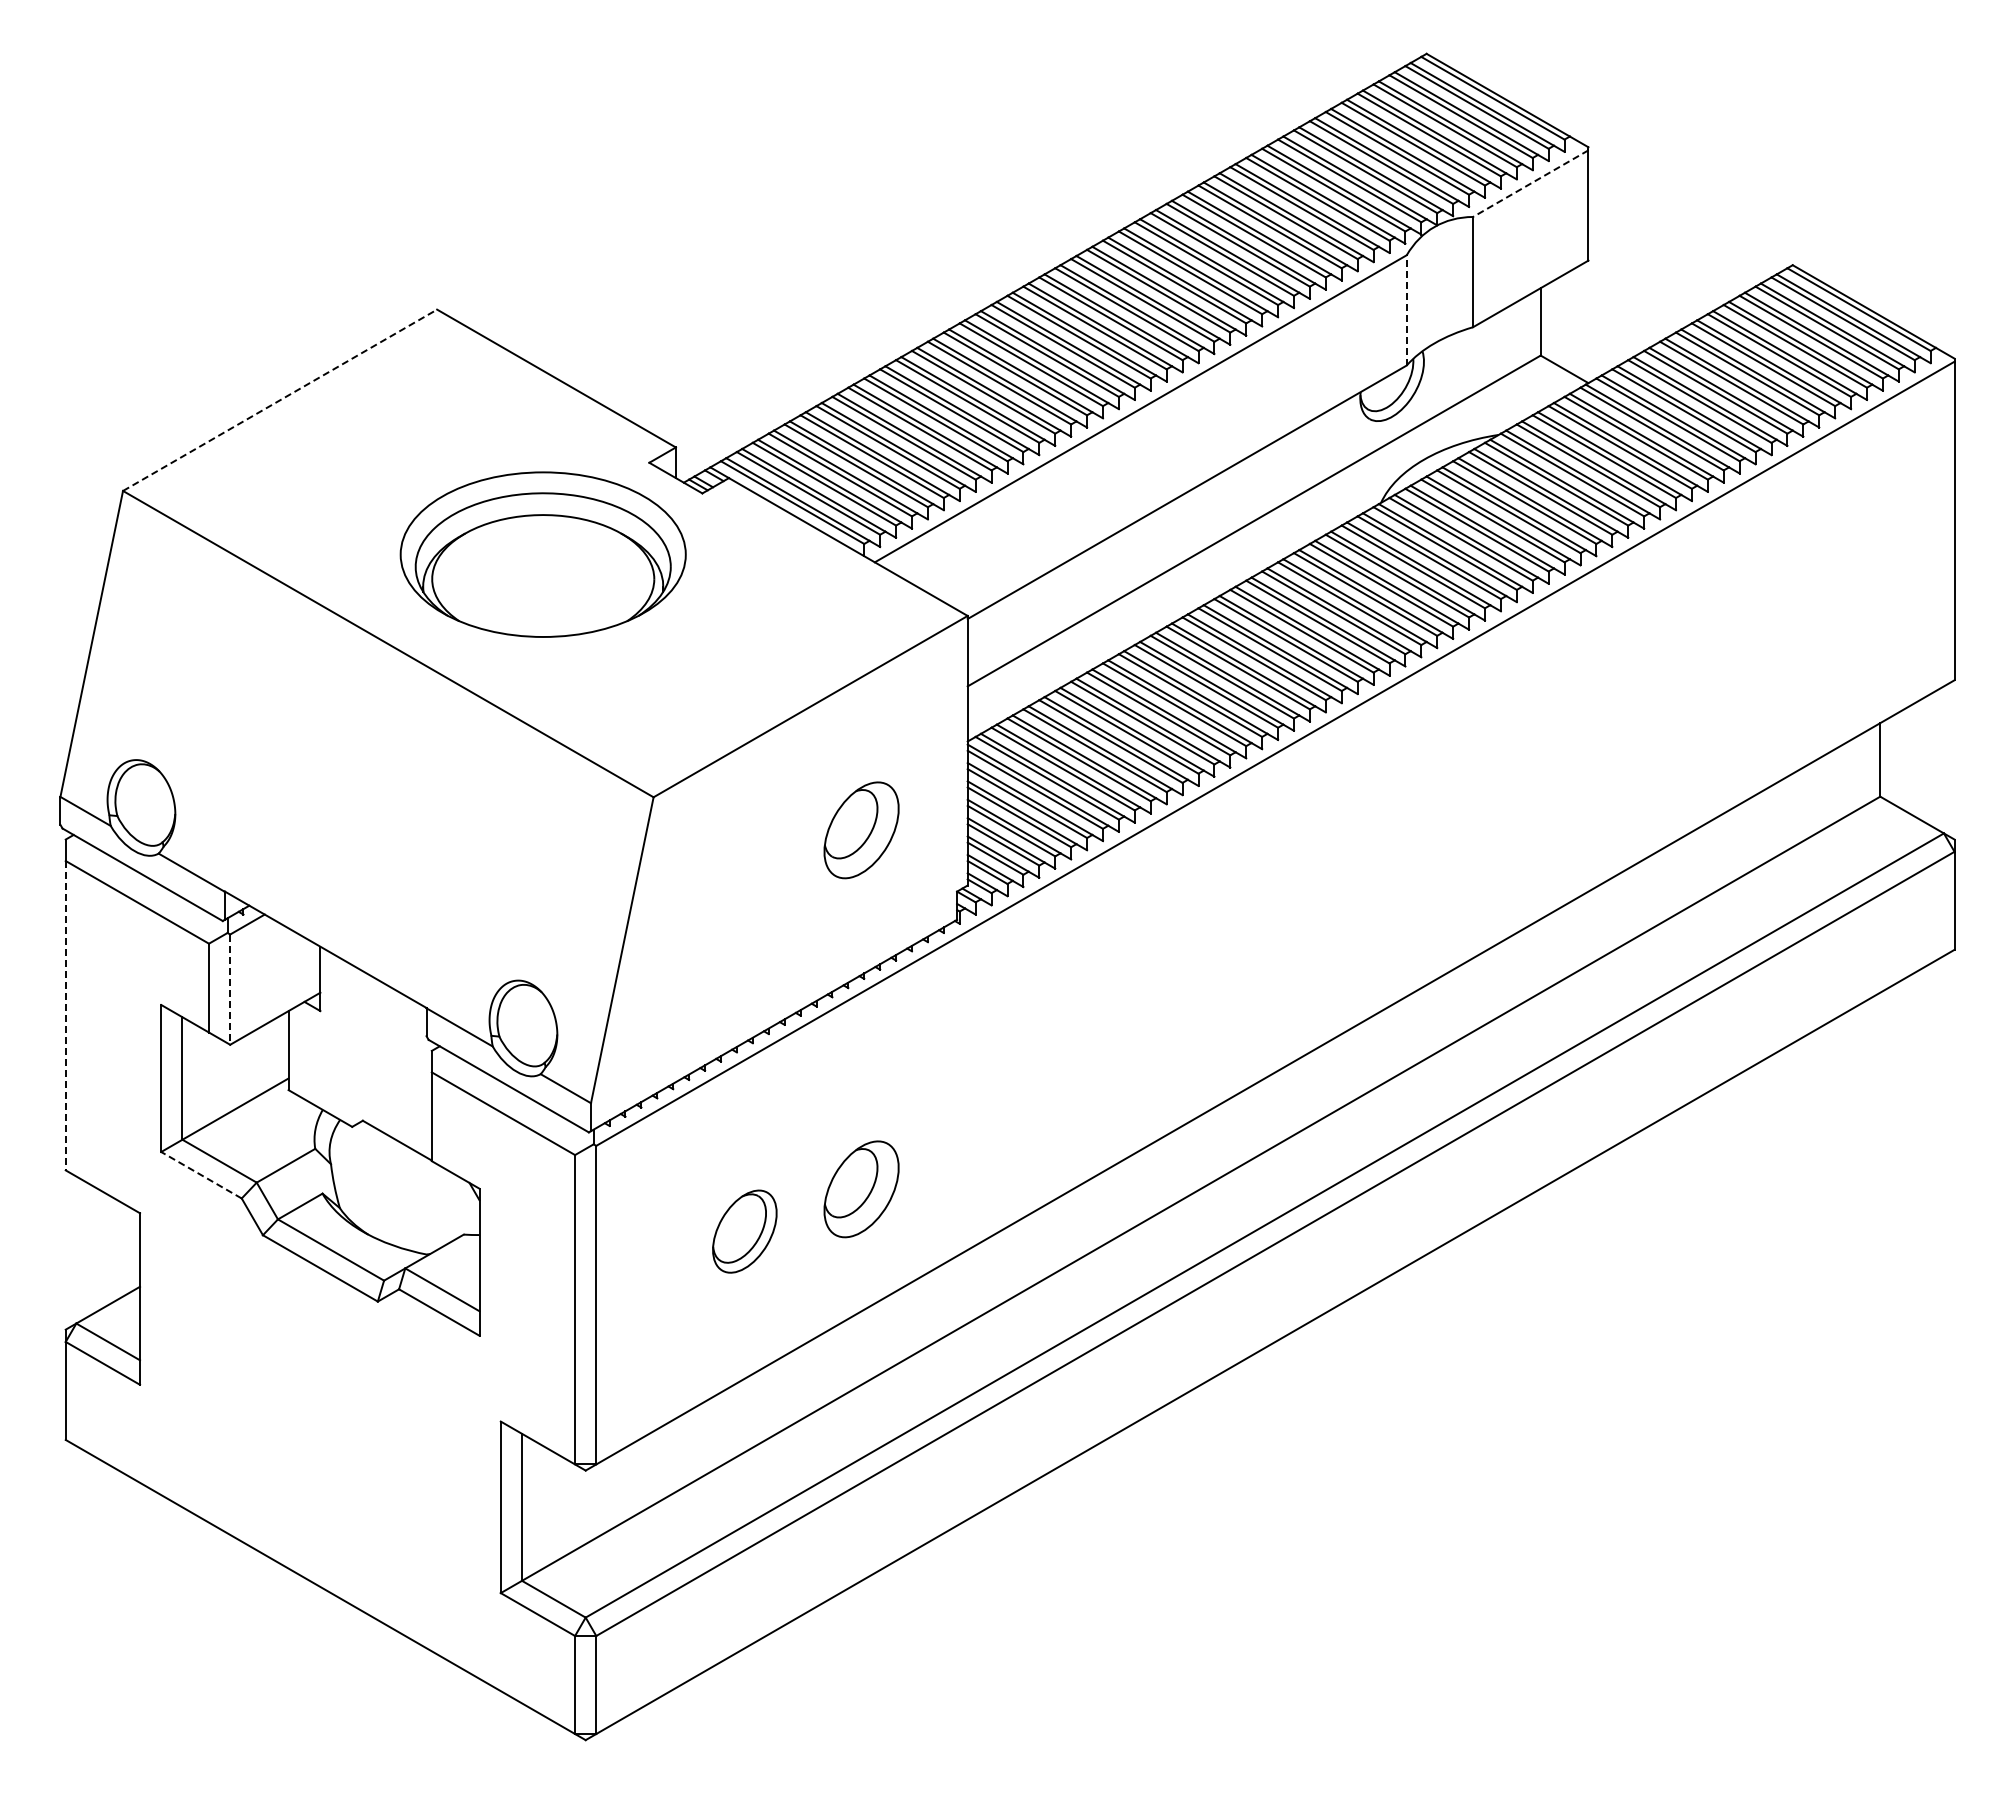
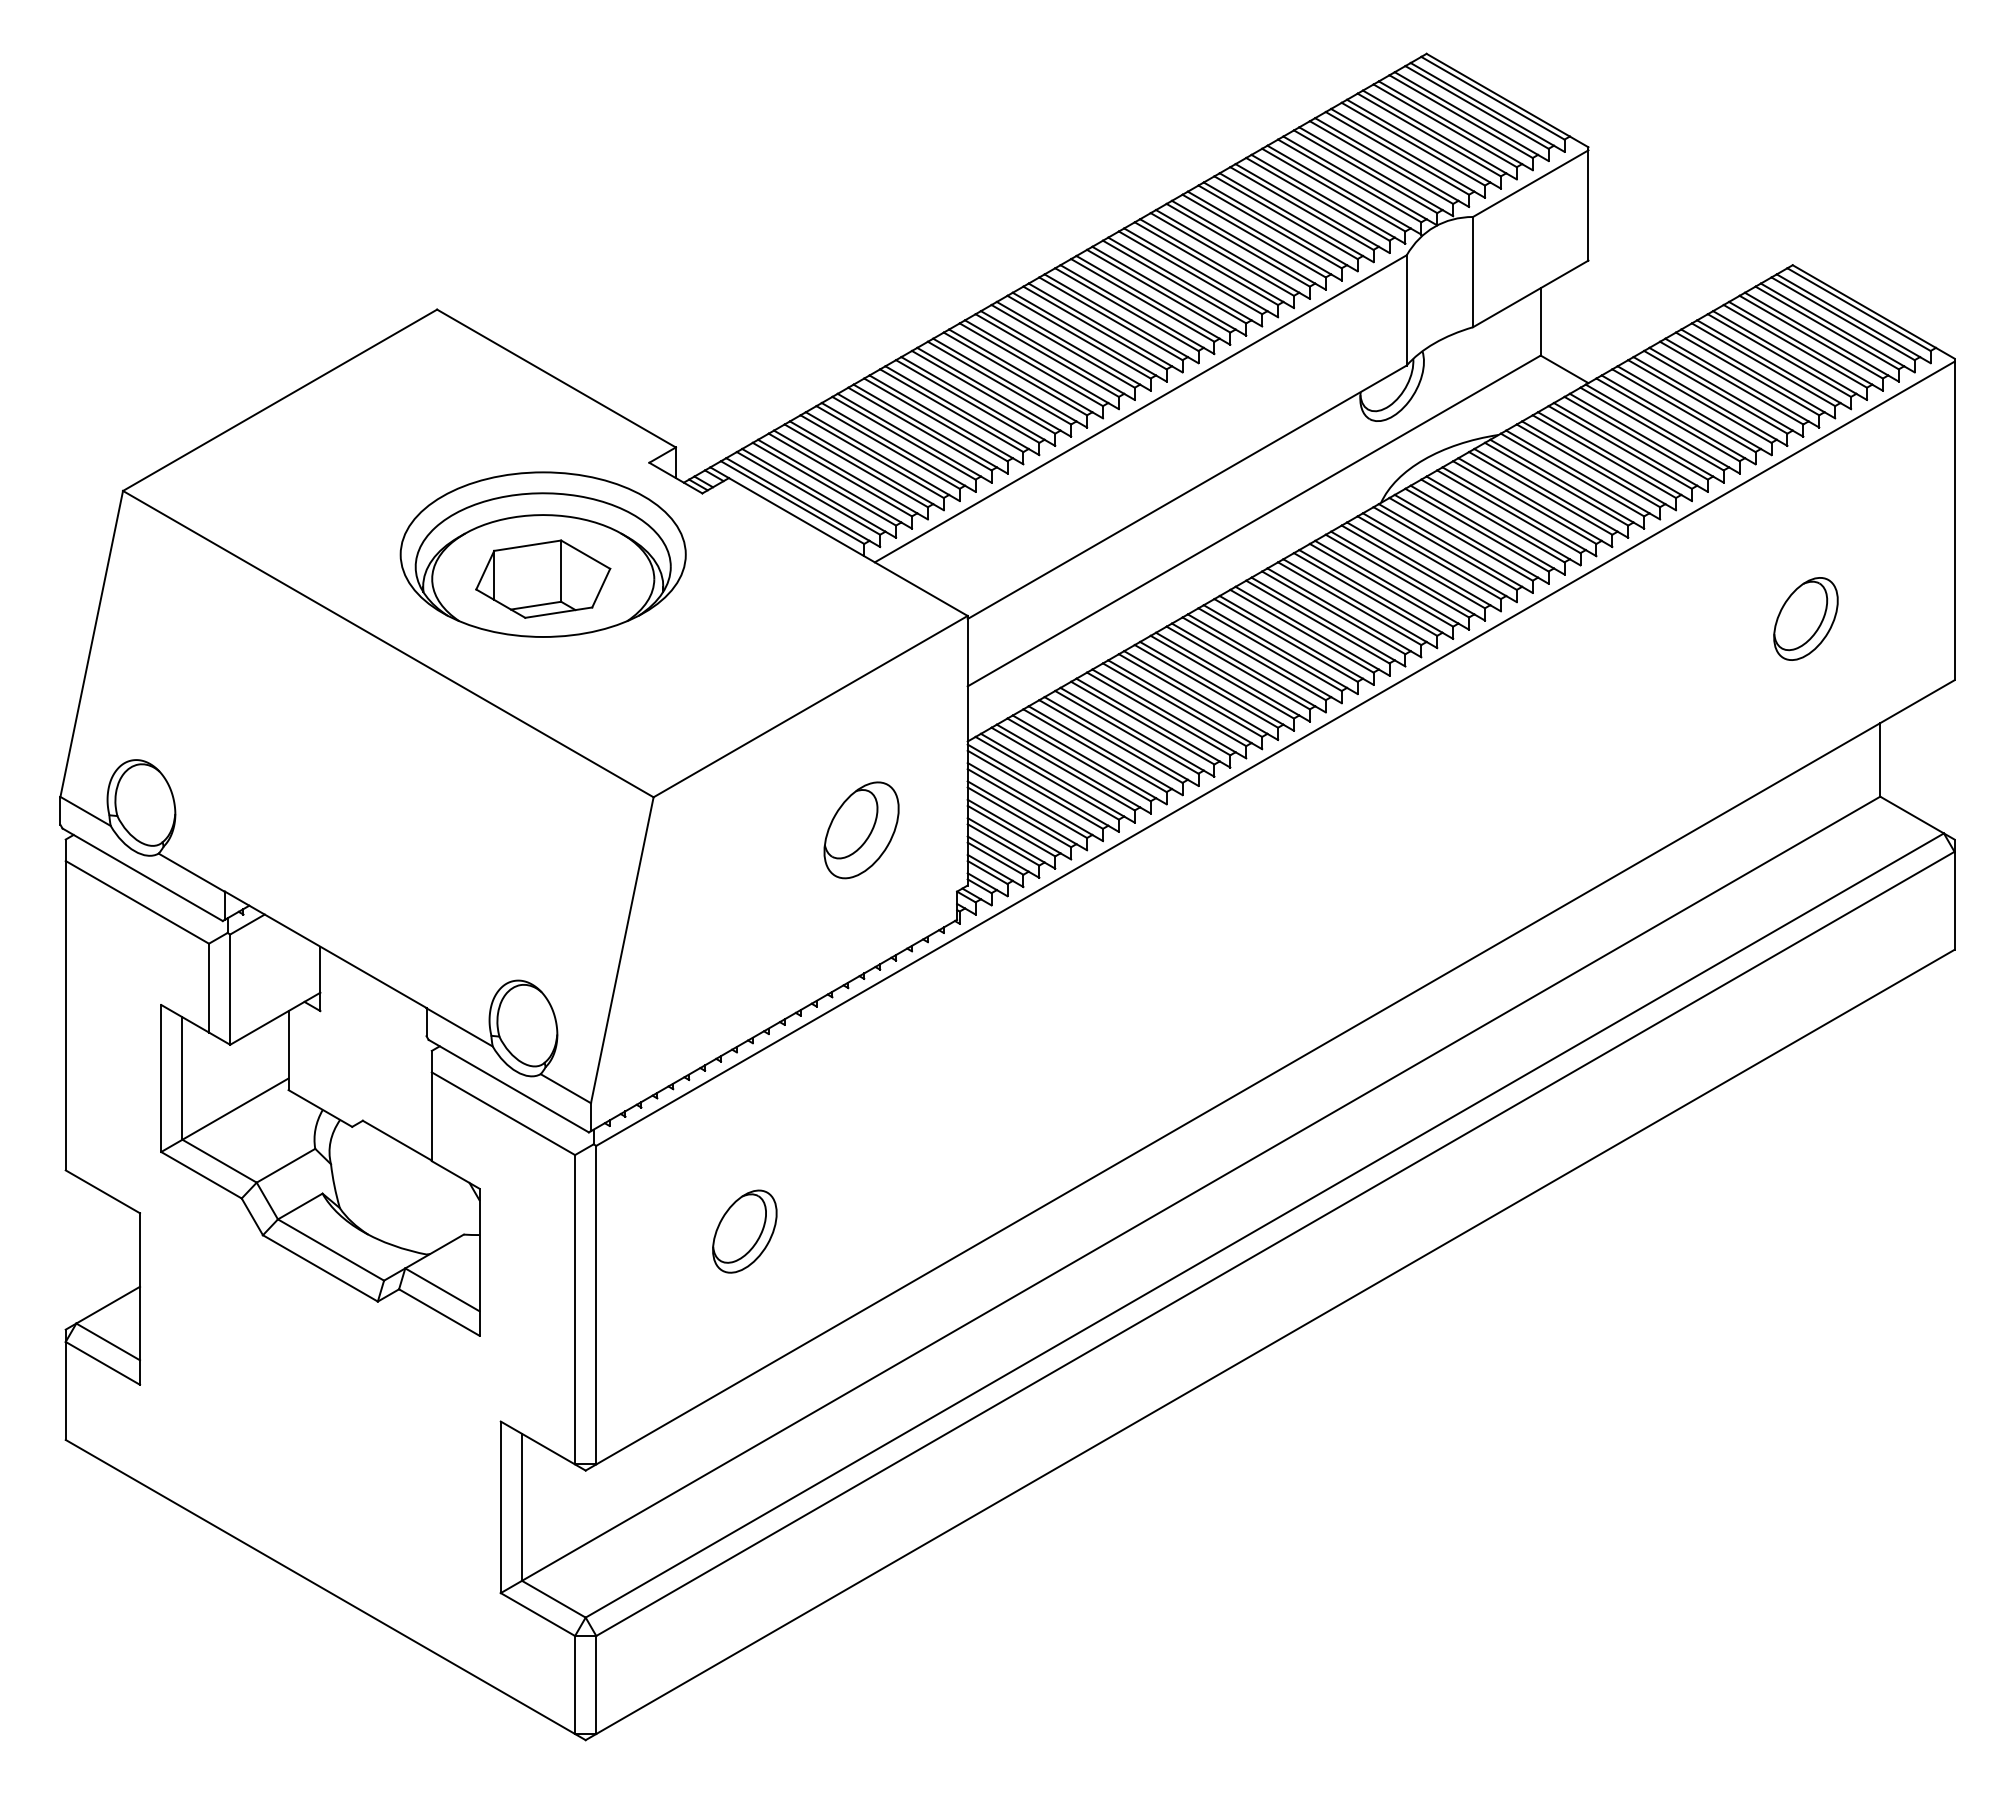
line: dashed -> solid (1530, 183)
line: dashed -> solid (1406, 309)
line: dashed -> solid (280, 400)
part: none -> present (543, 578)
part: none -> present (1805, 618)
line: dashed -> solid (230, 990)
line: dashed -> solid (65, 1015)
line: dashed -> solid (201, 1174)
part: present -> none (861, 1189)
